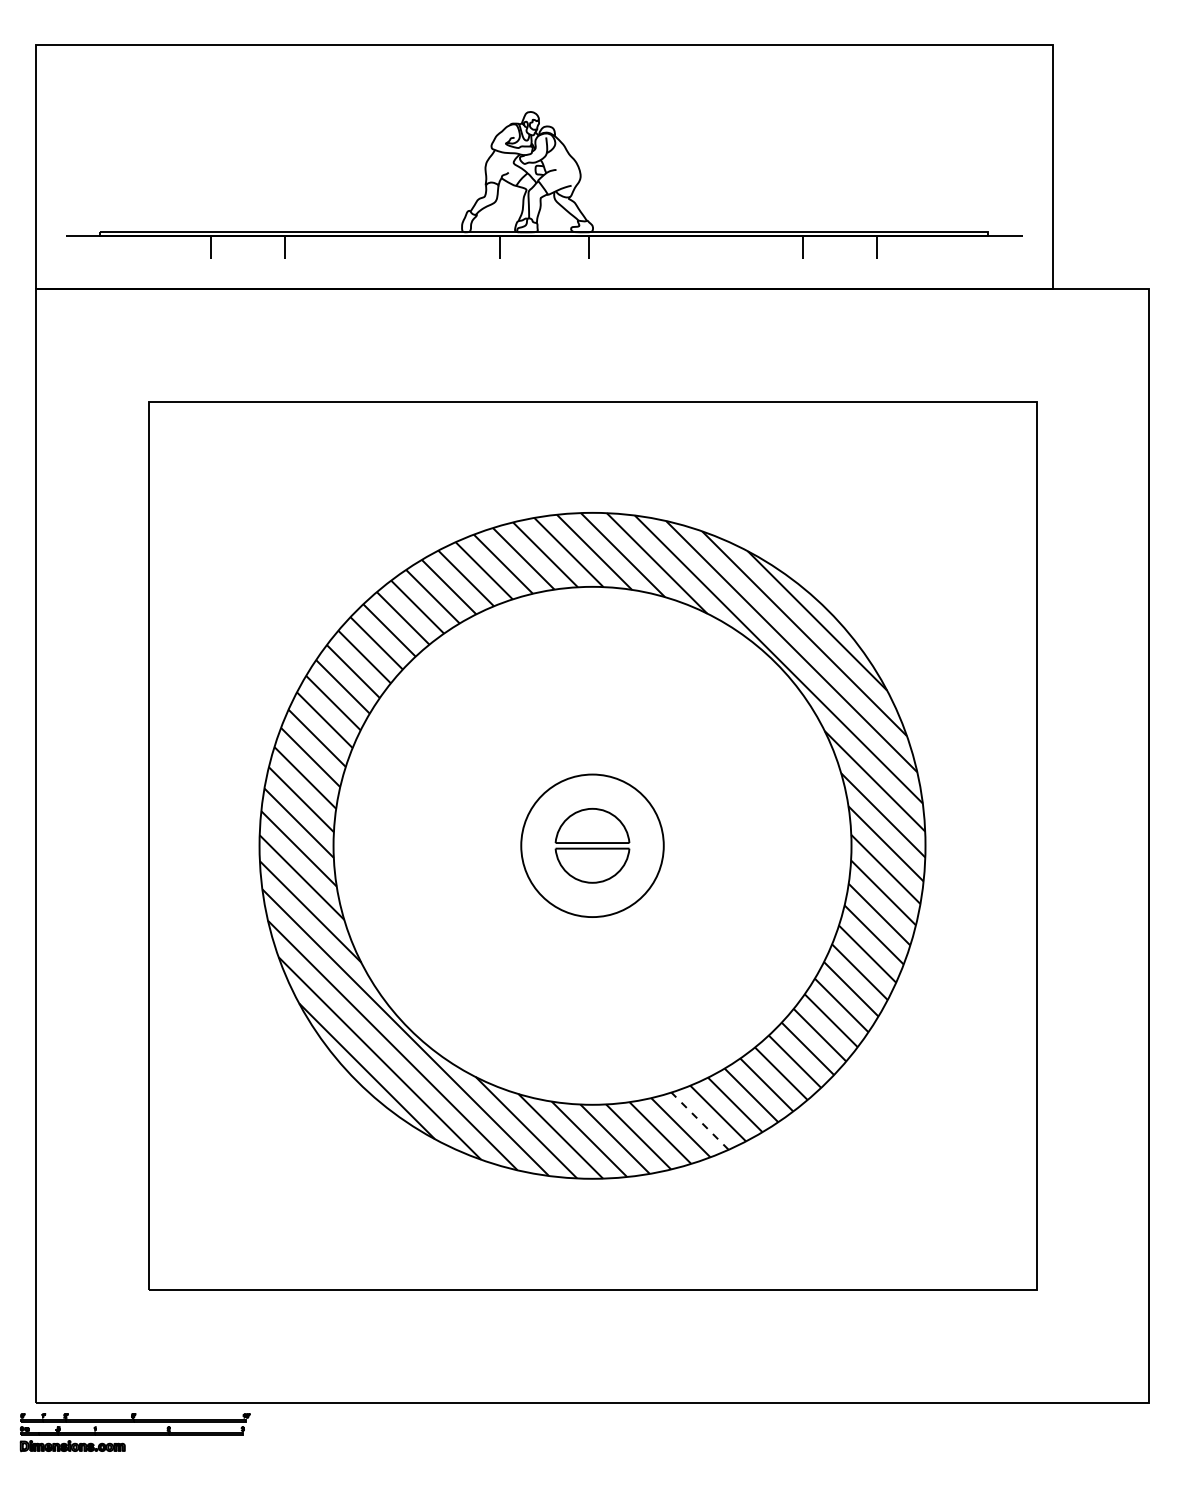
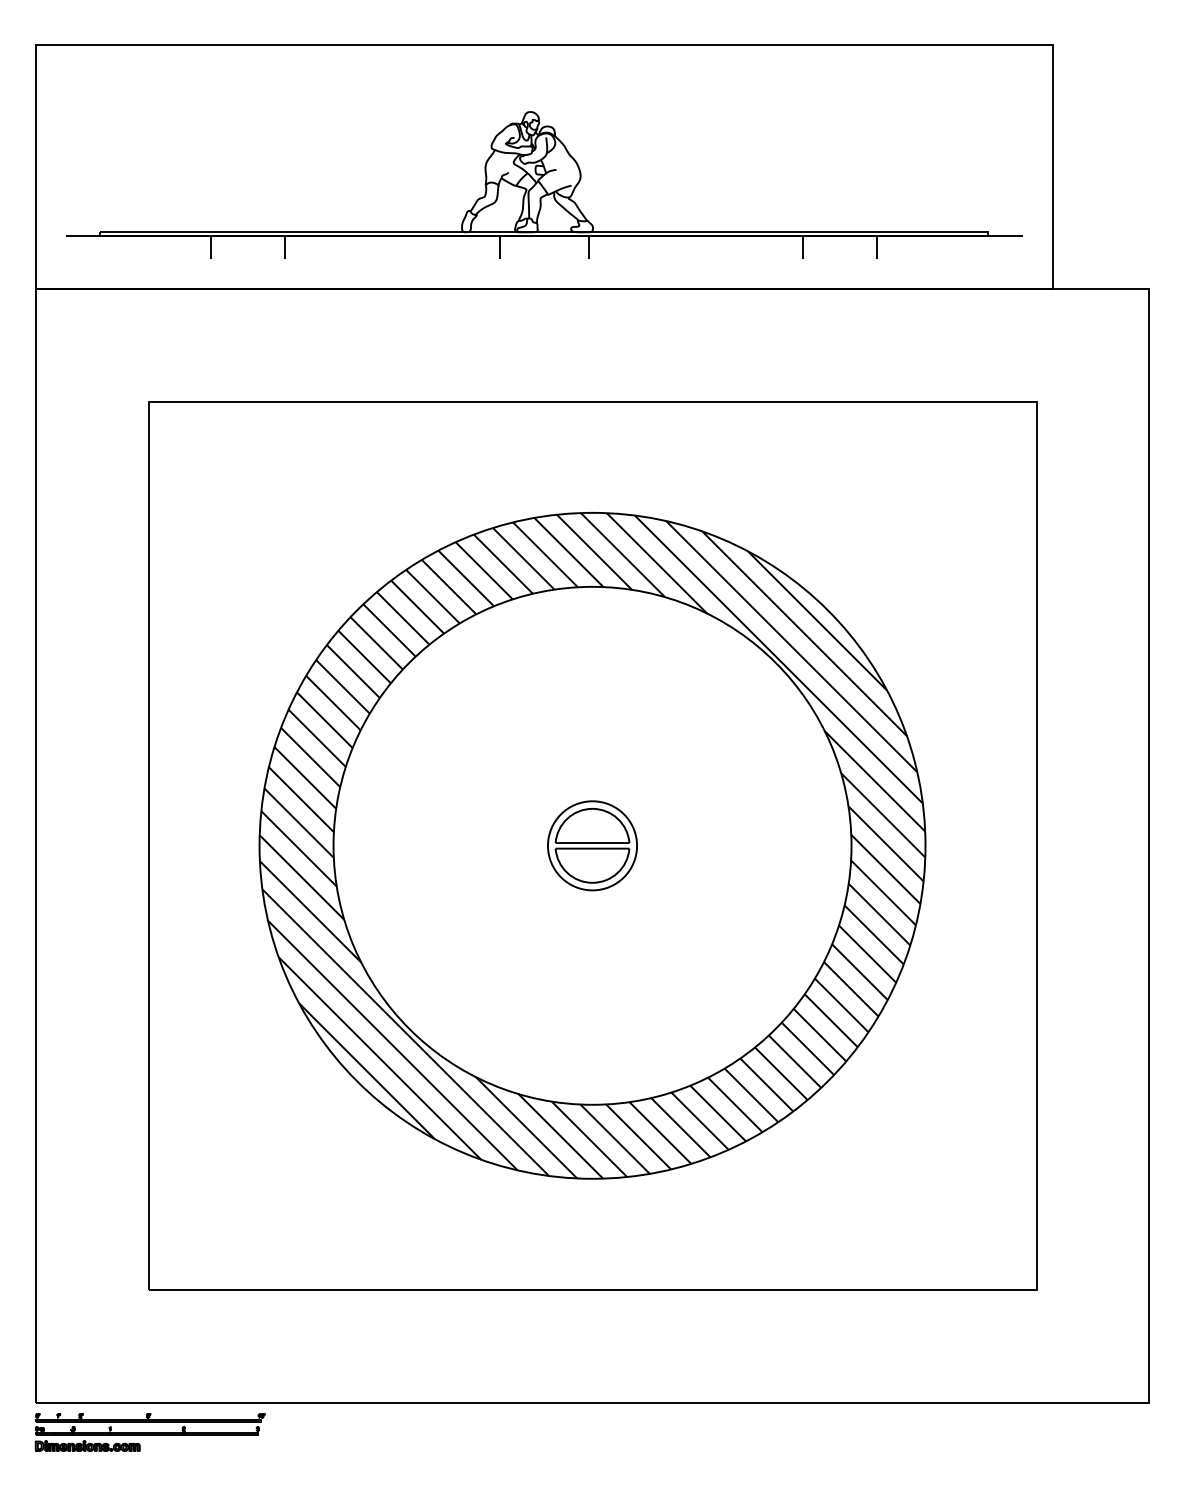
circle diameter: 143 px -> 89 px (592, 845)
line: dashed -> solid (699, 1120)
part position: (134, 1432) -> (149, 1432) (149, 1432)
